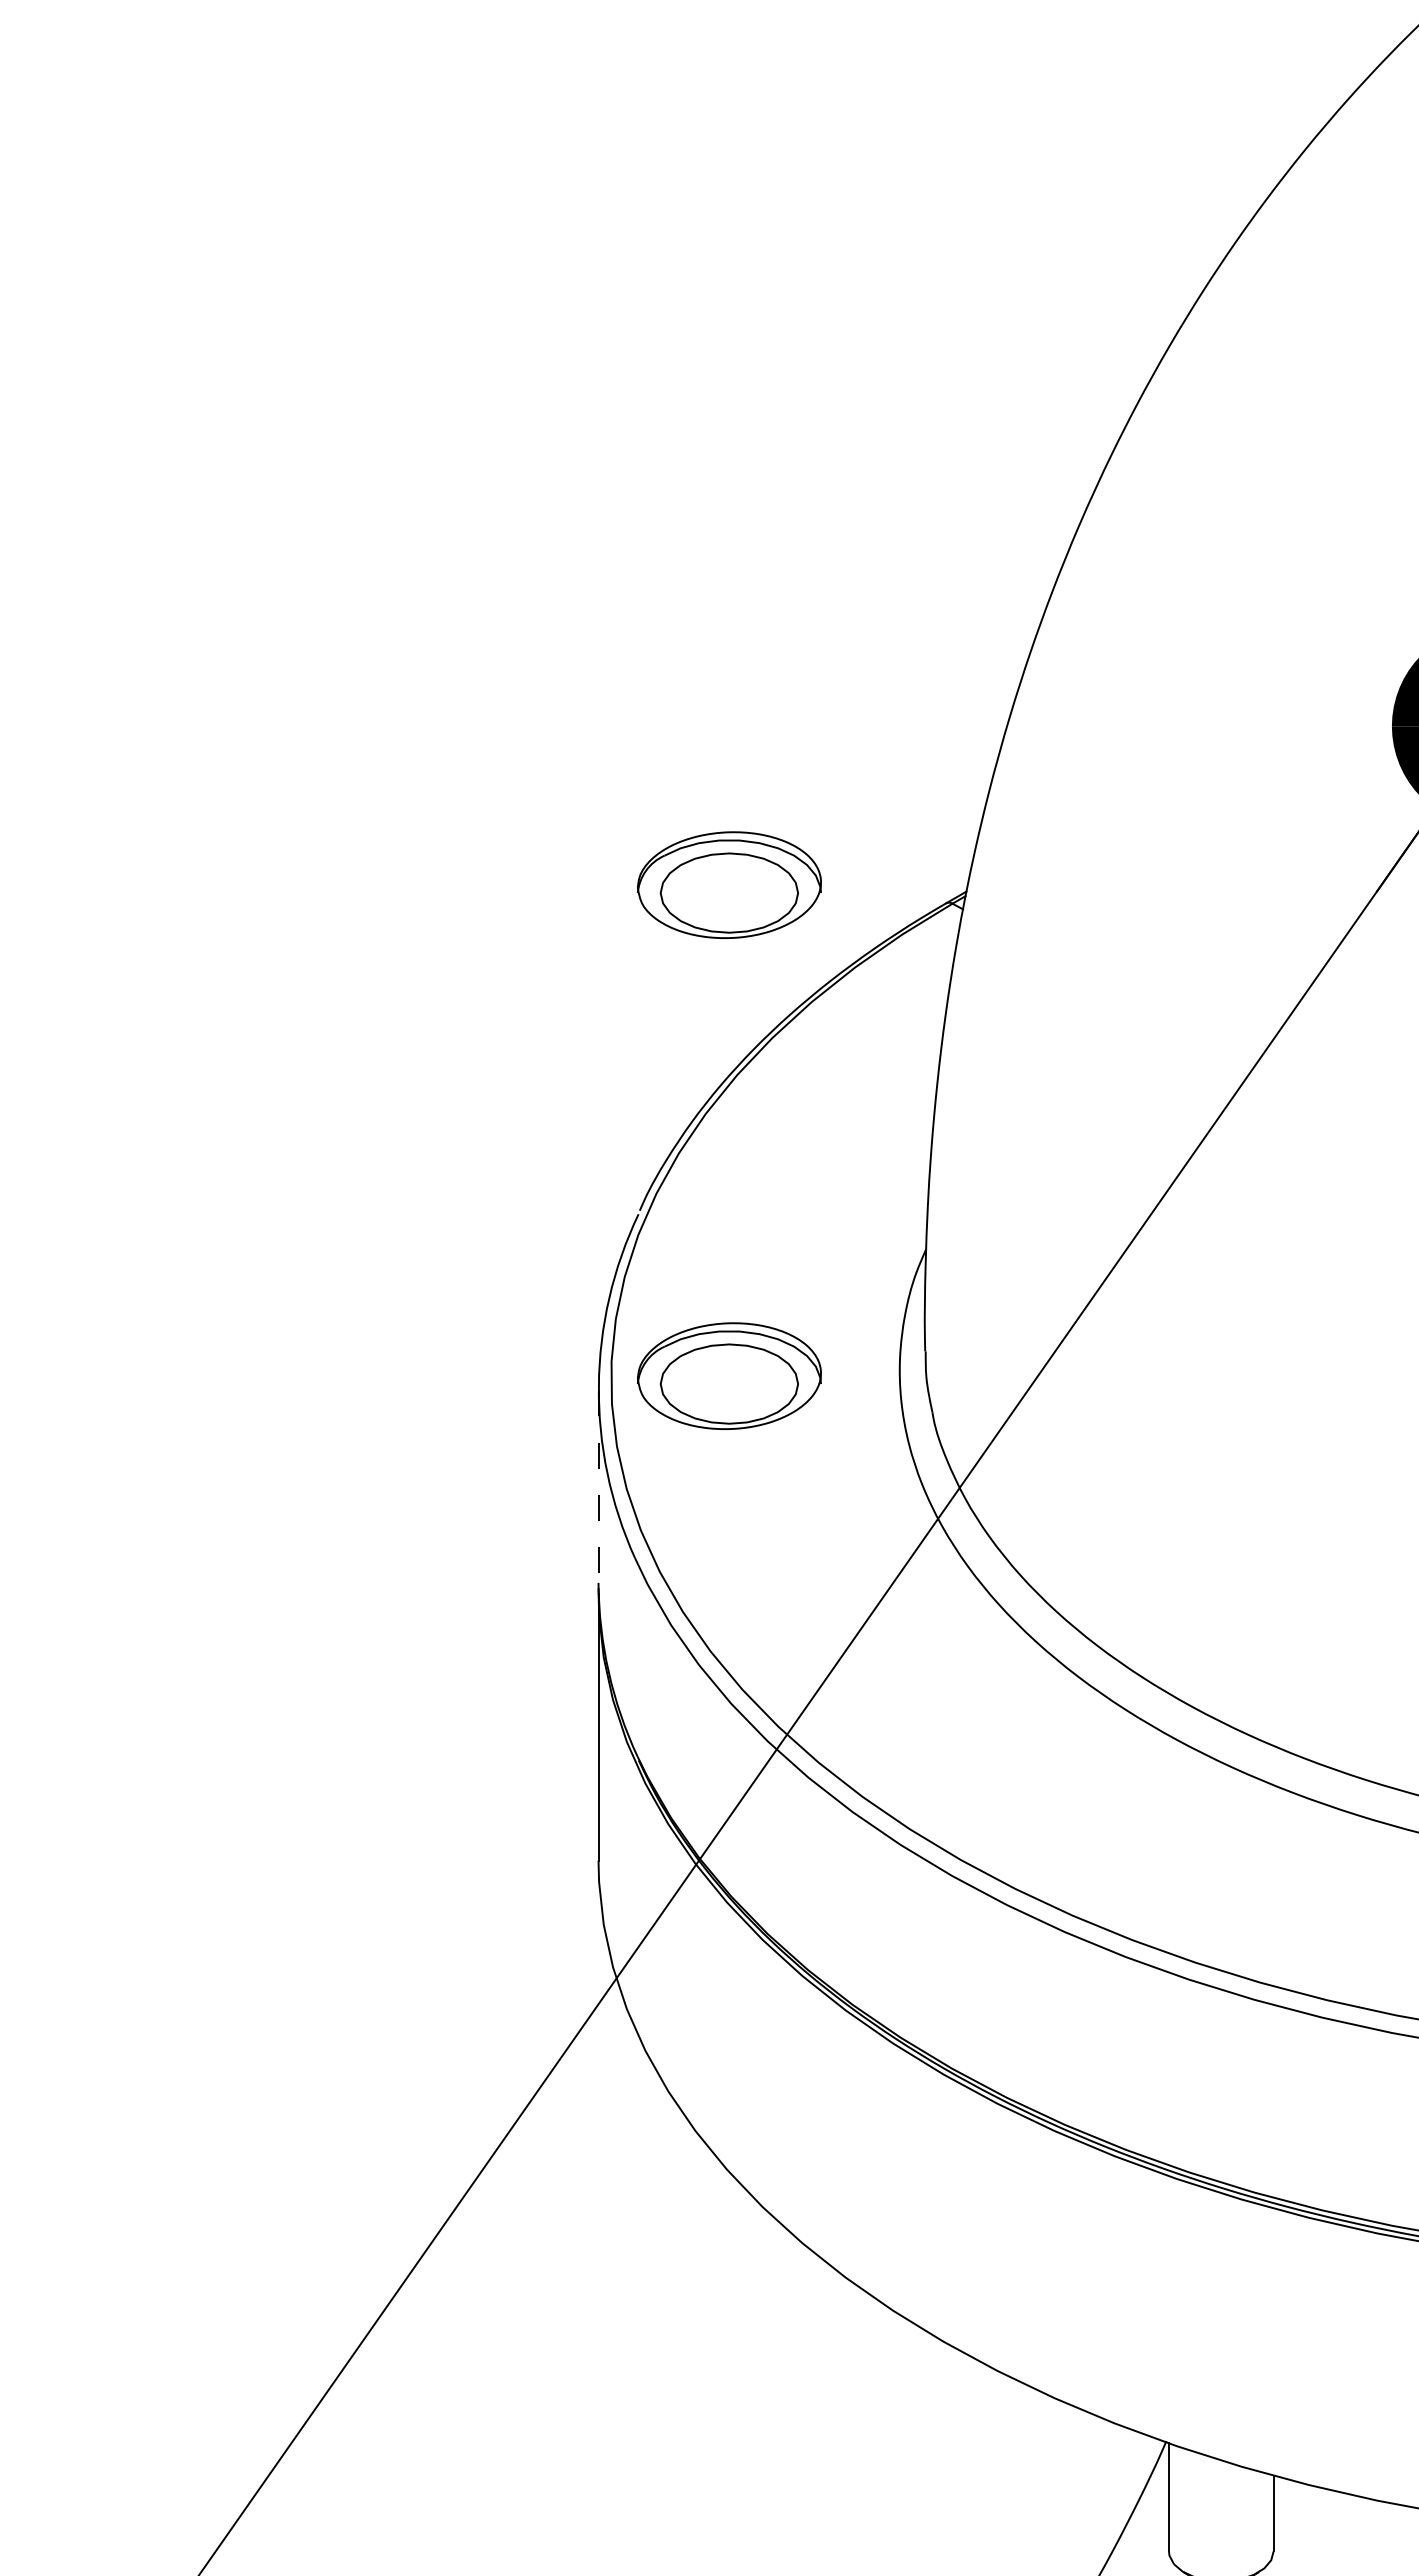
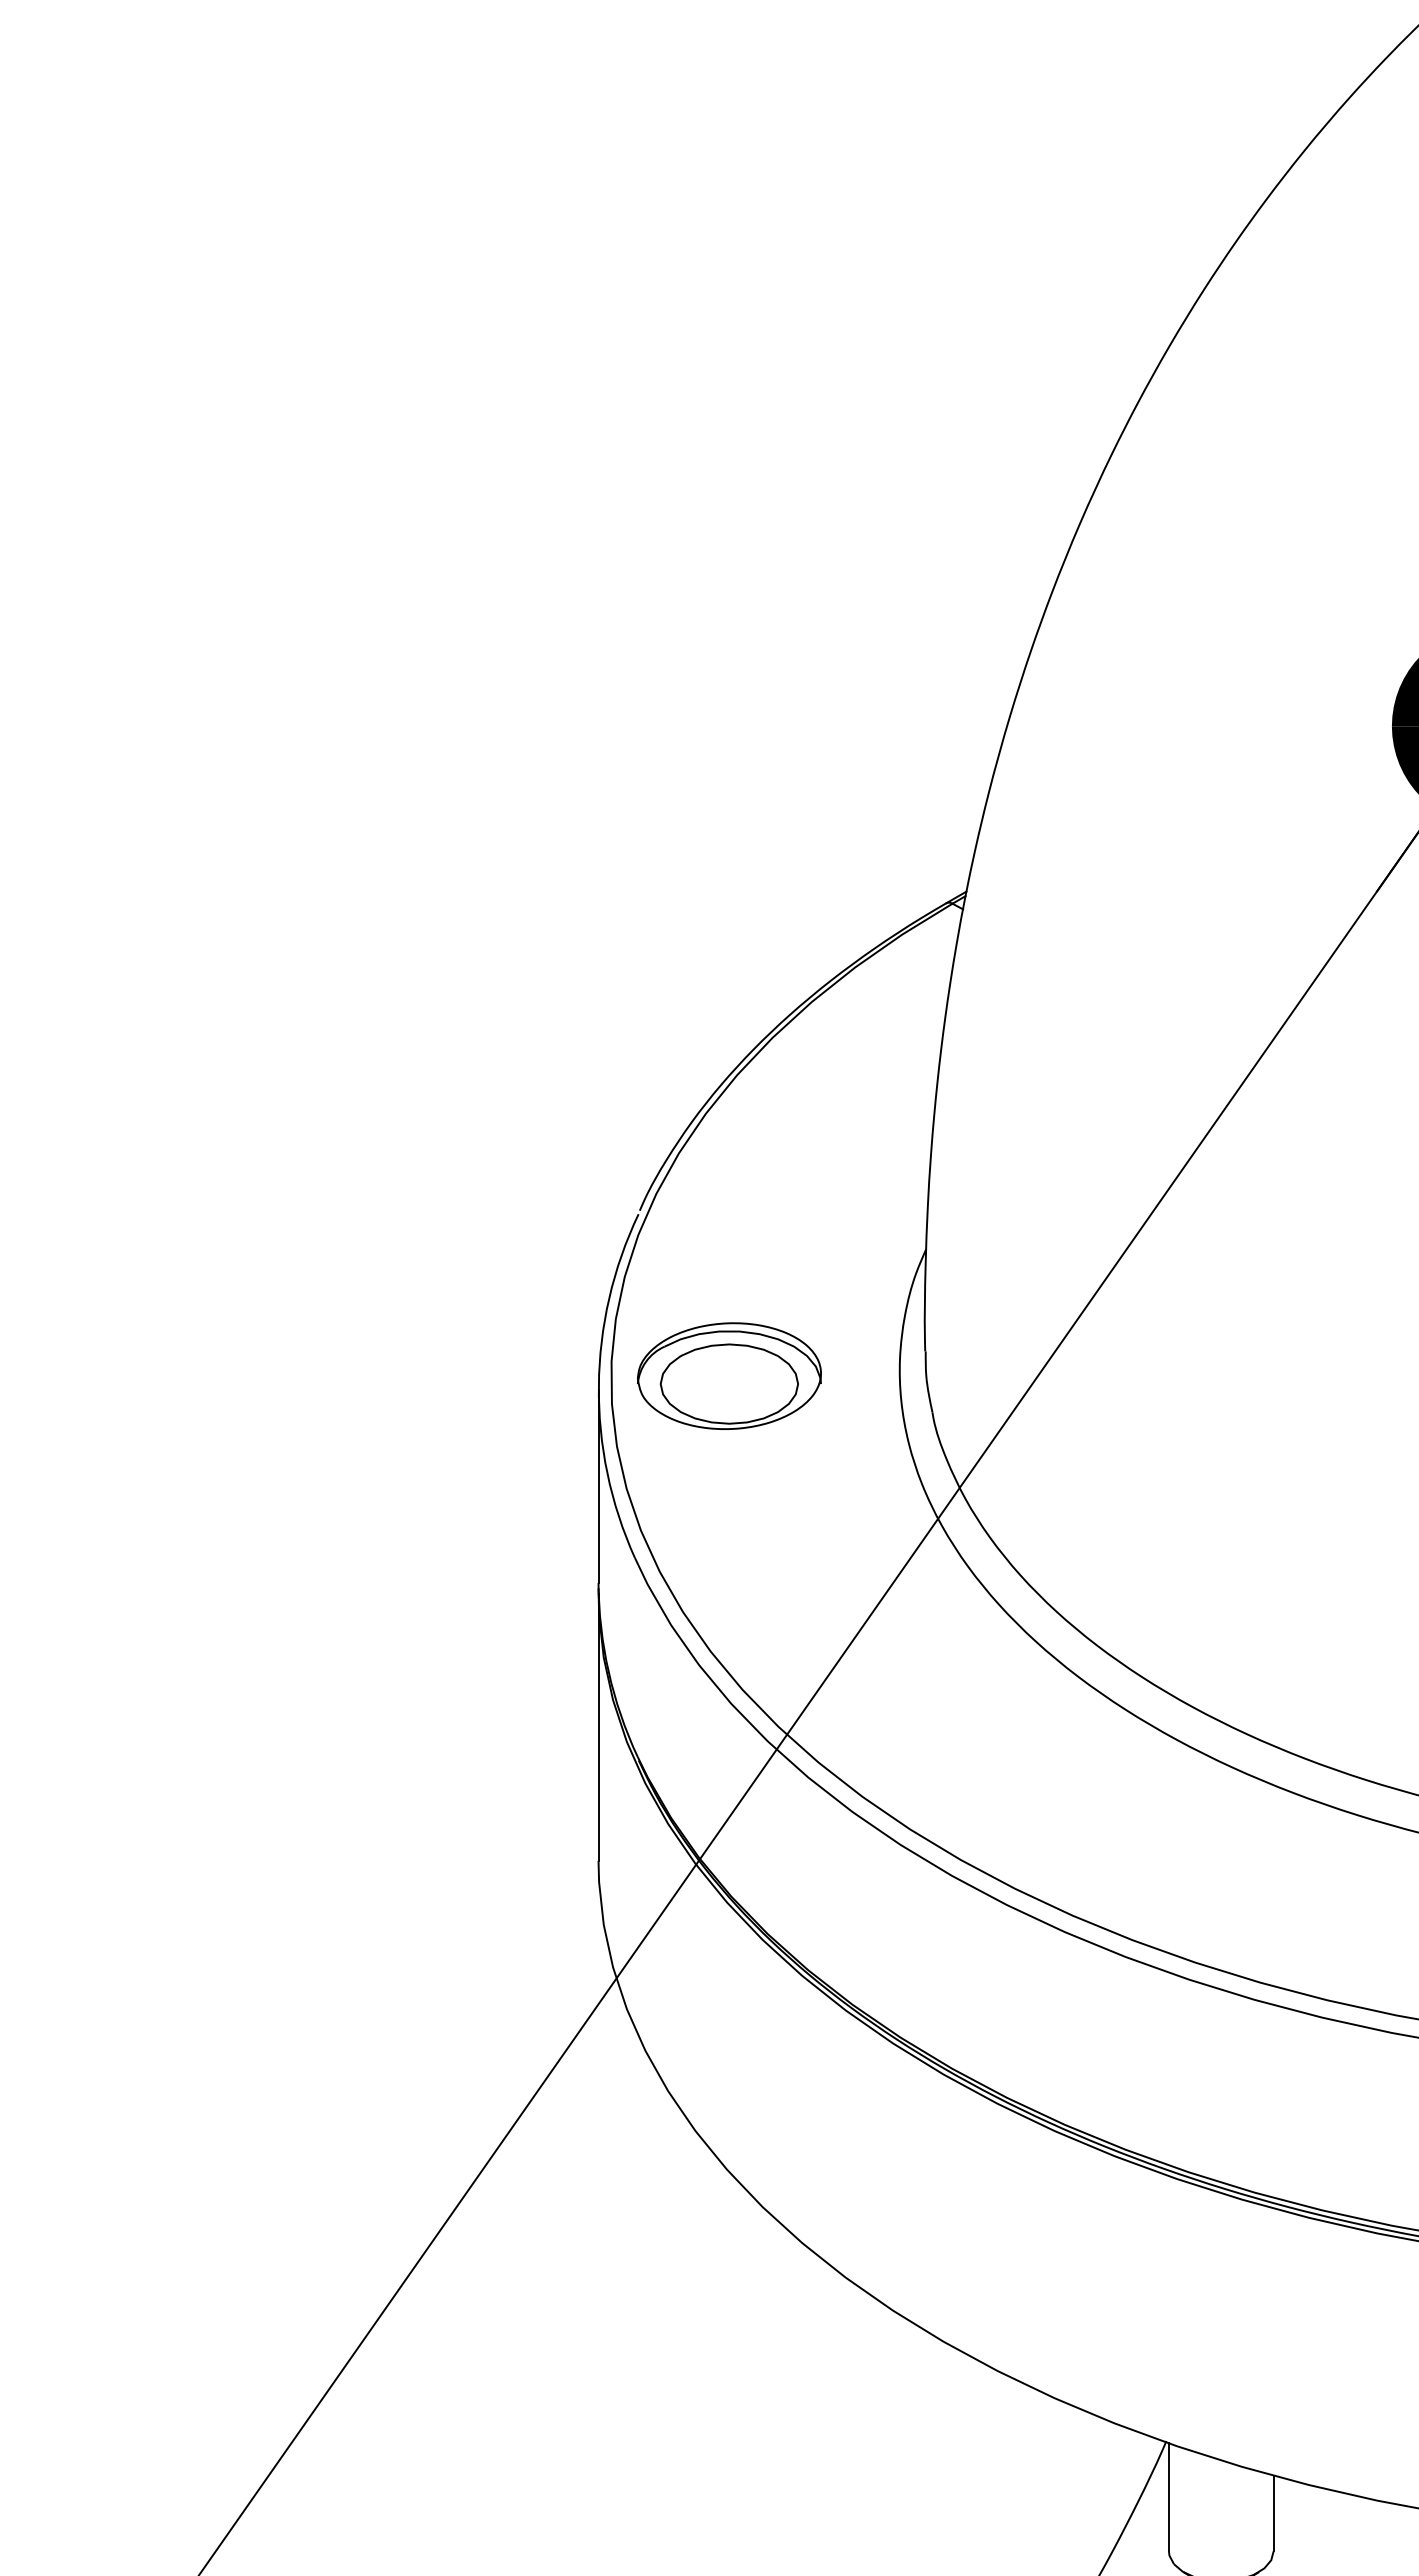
part: present -> none (729, 884)
line: dashed -> solid (598, 1487)
